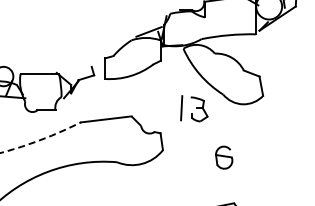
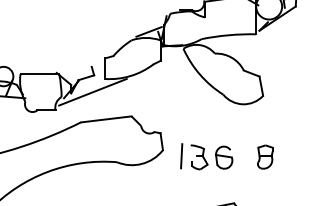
line: none -> present (92, 91)
part position: (194, 108) -> (194, 156) (194, 156)
arc: dashed -> solid (41, 139)
part: none -> present (265, 156)
